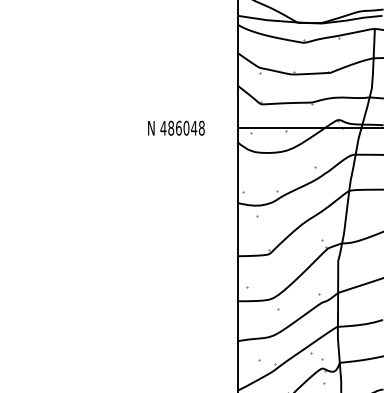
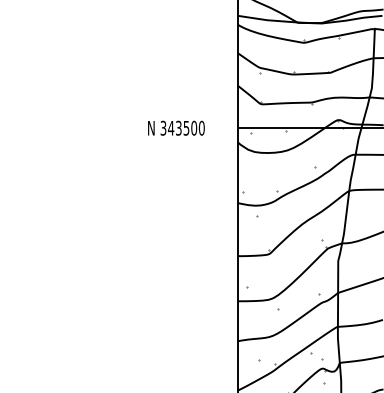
text: 486048 -> 343500 (182, 127)
